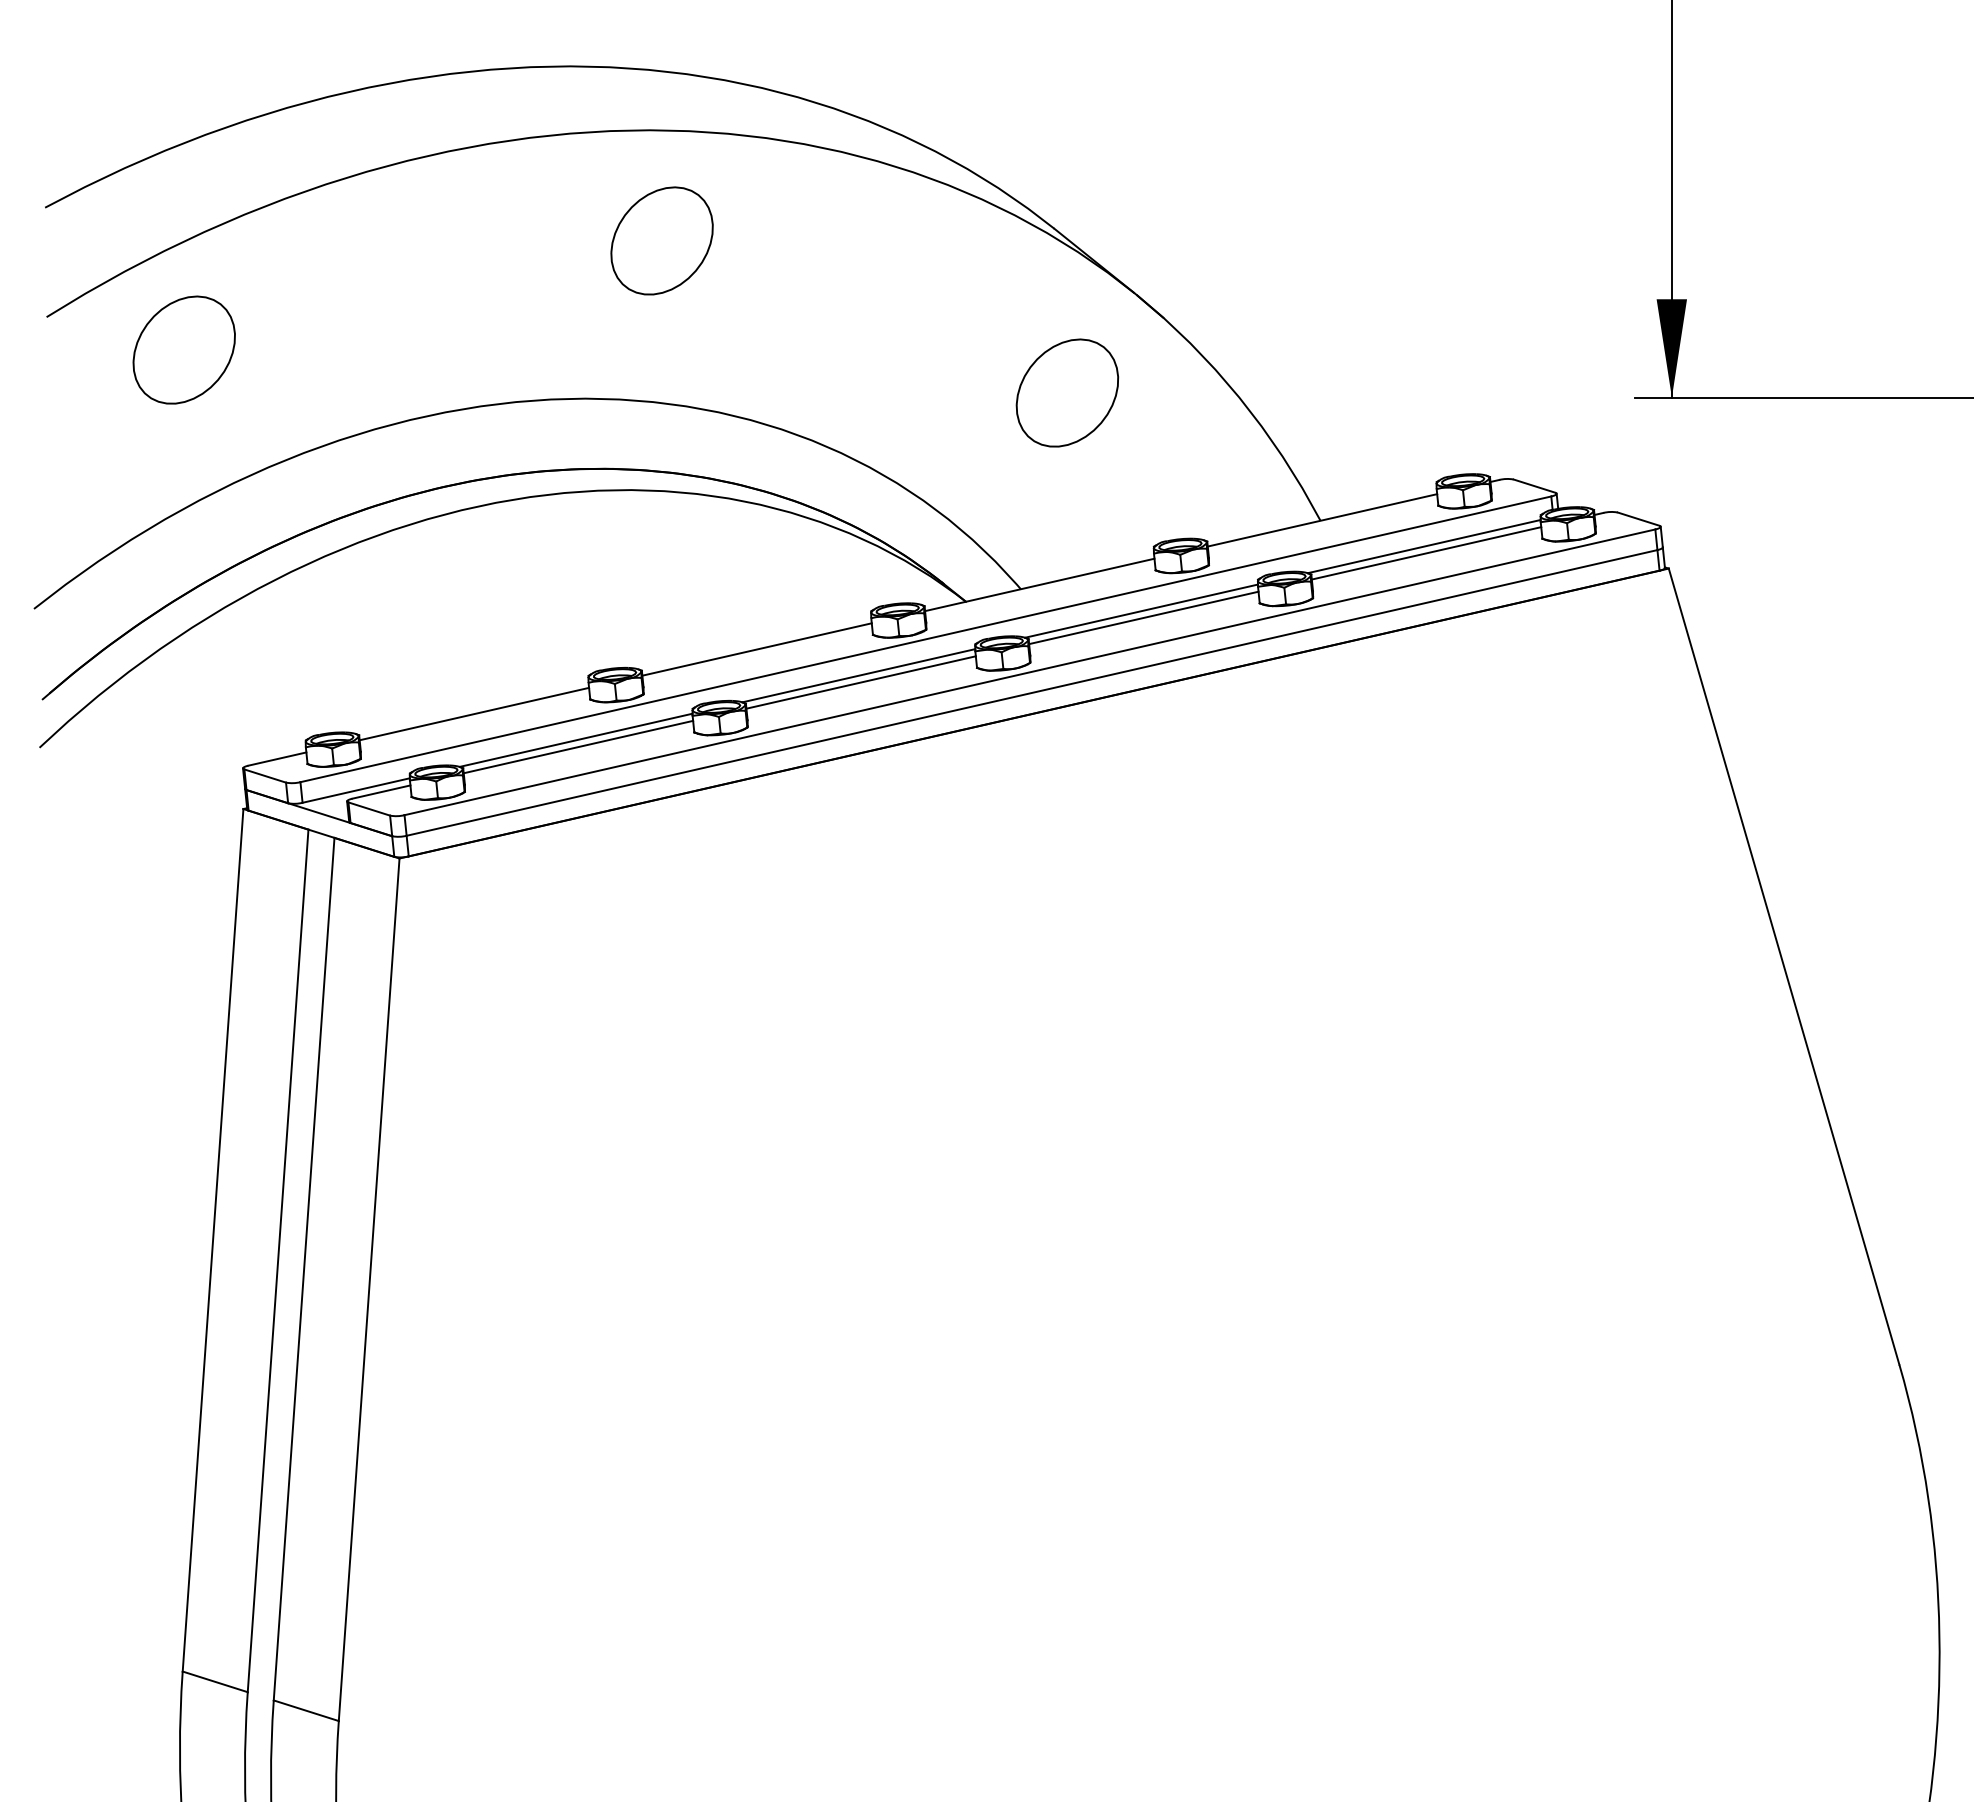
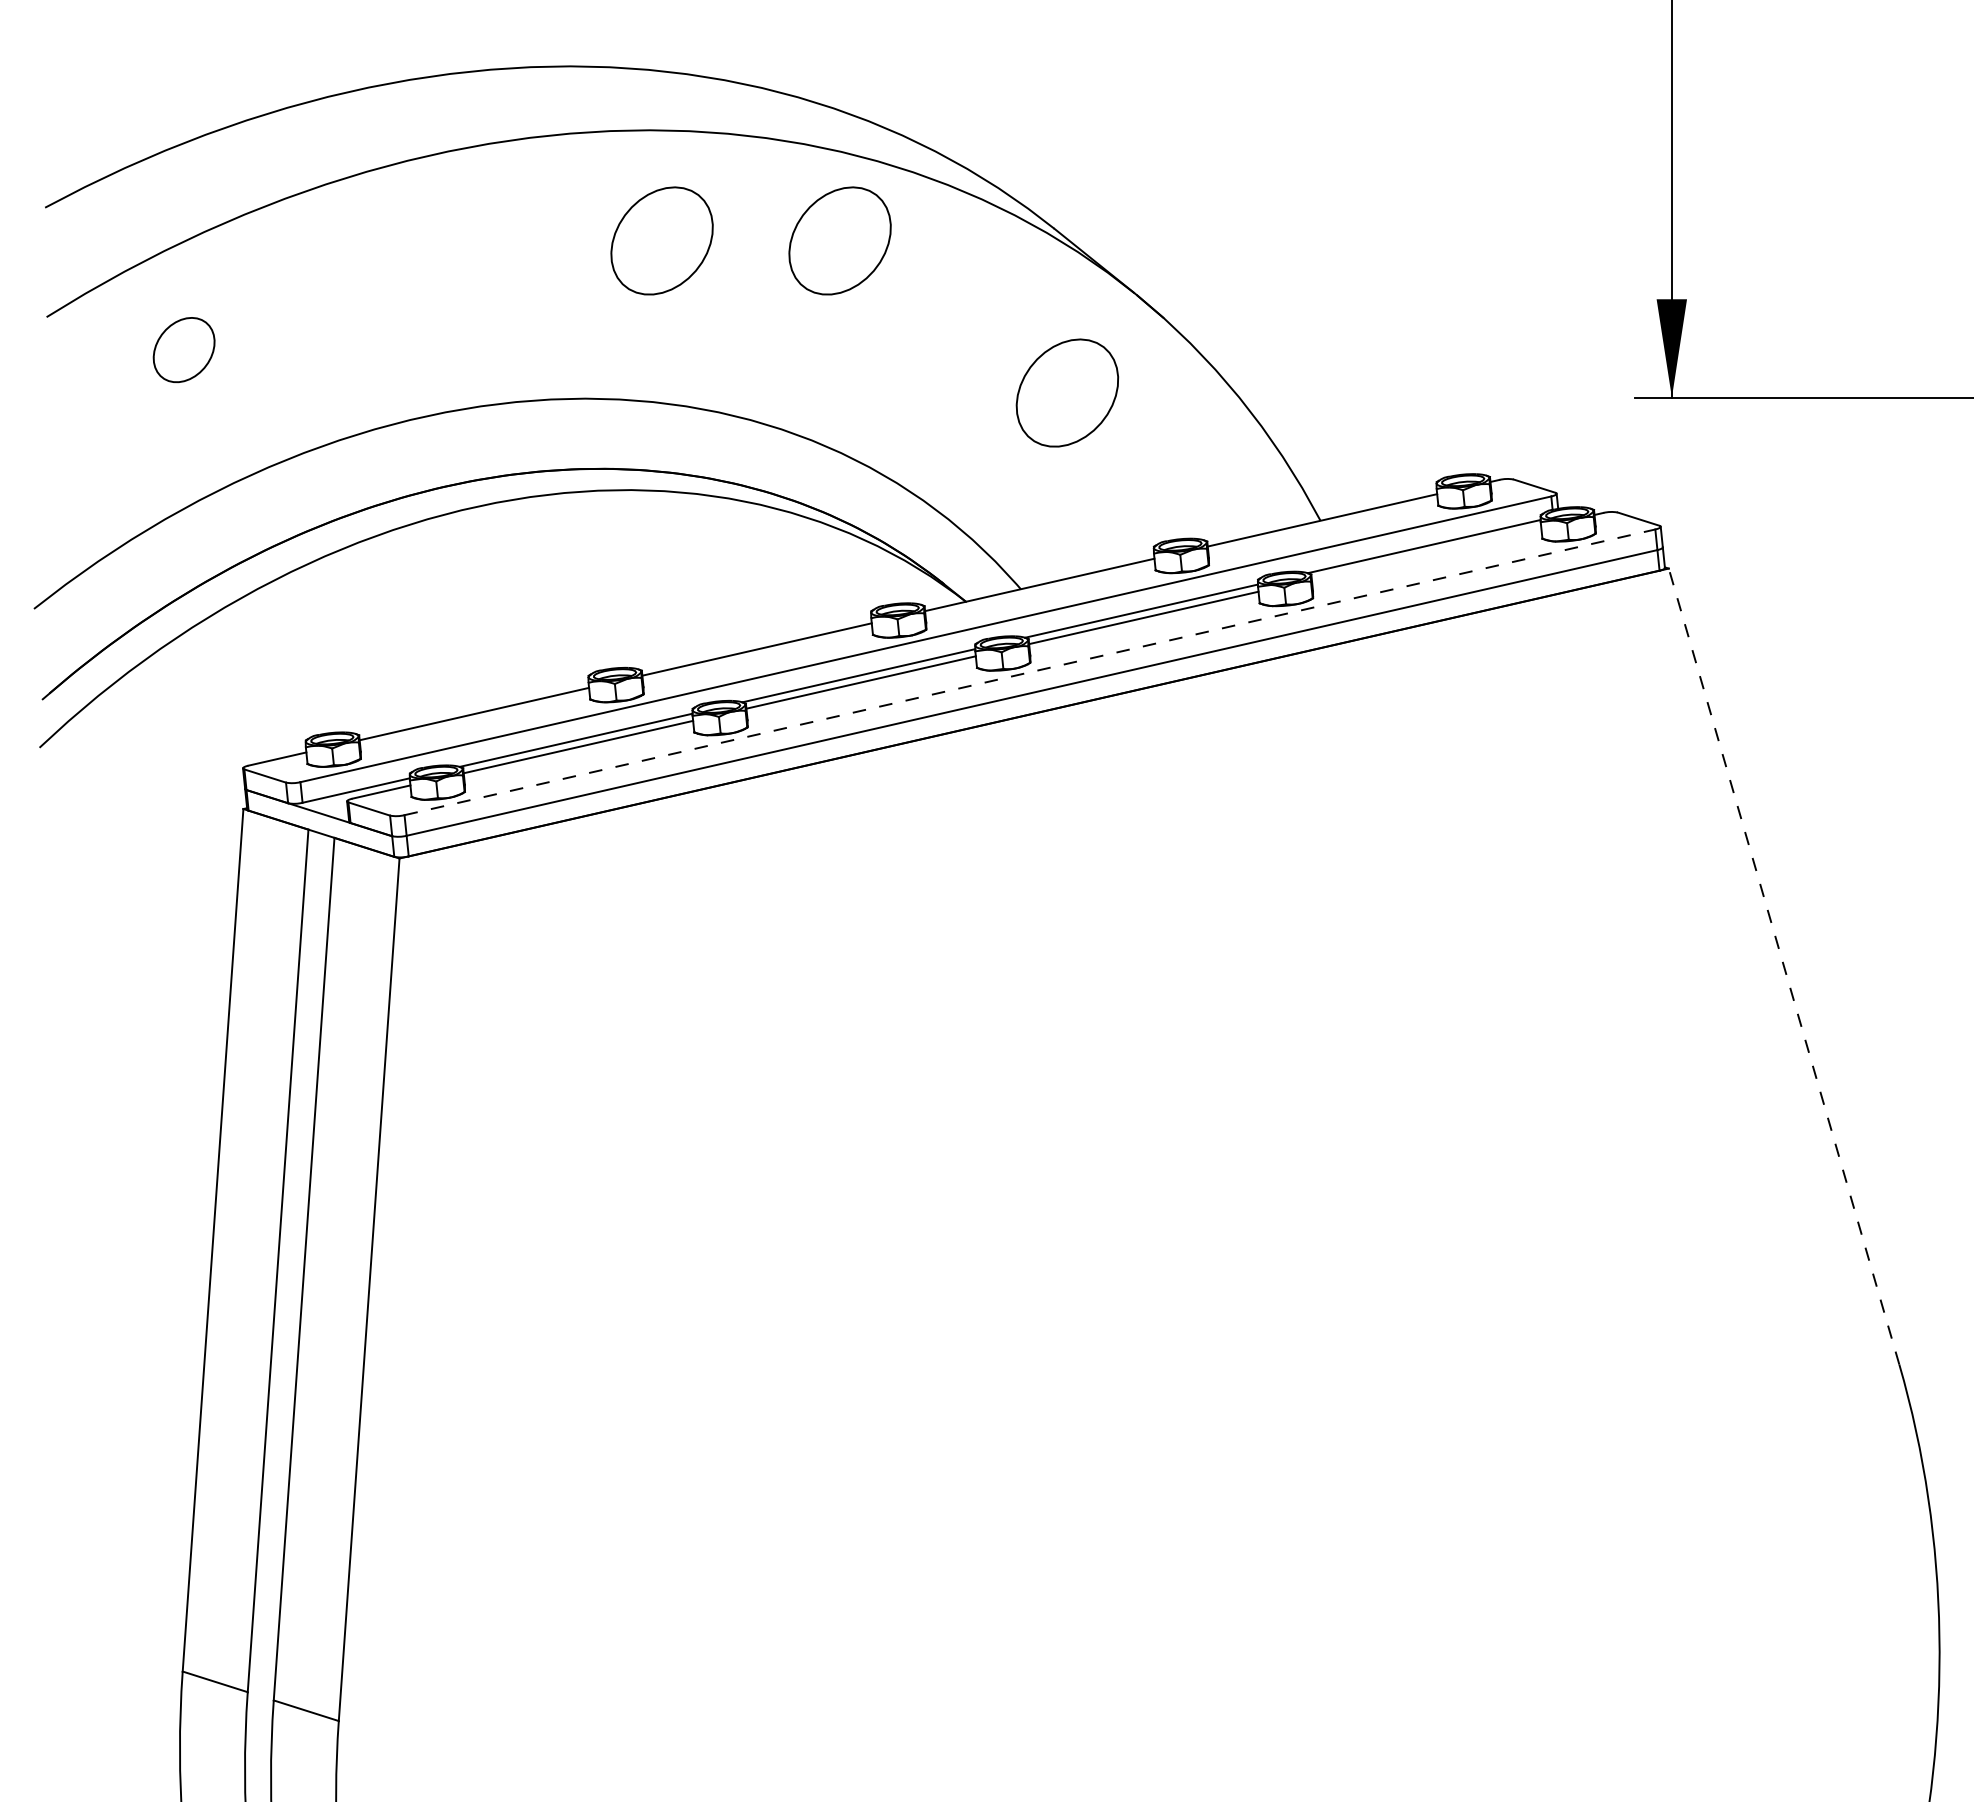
part: none -> present (839, 240)
part size: 104x110 px -> 64x67 px (183, 350)
line: present -> none (1426, 553)
line: solid -> dashed (1029, 672)
line: solid -> dashed (1783, 966)
